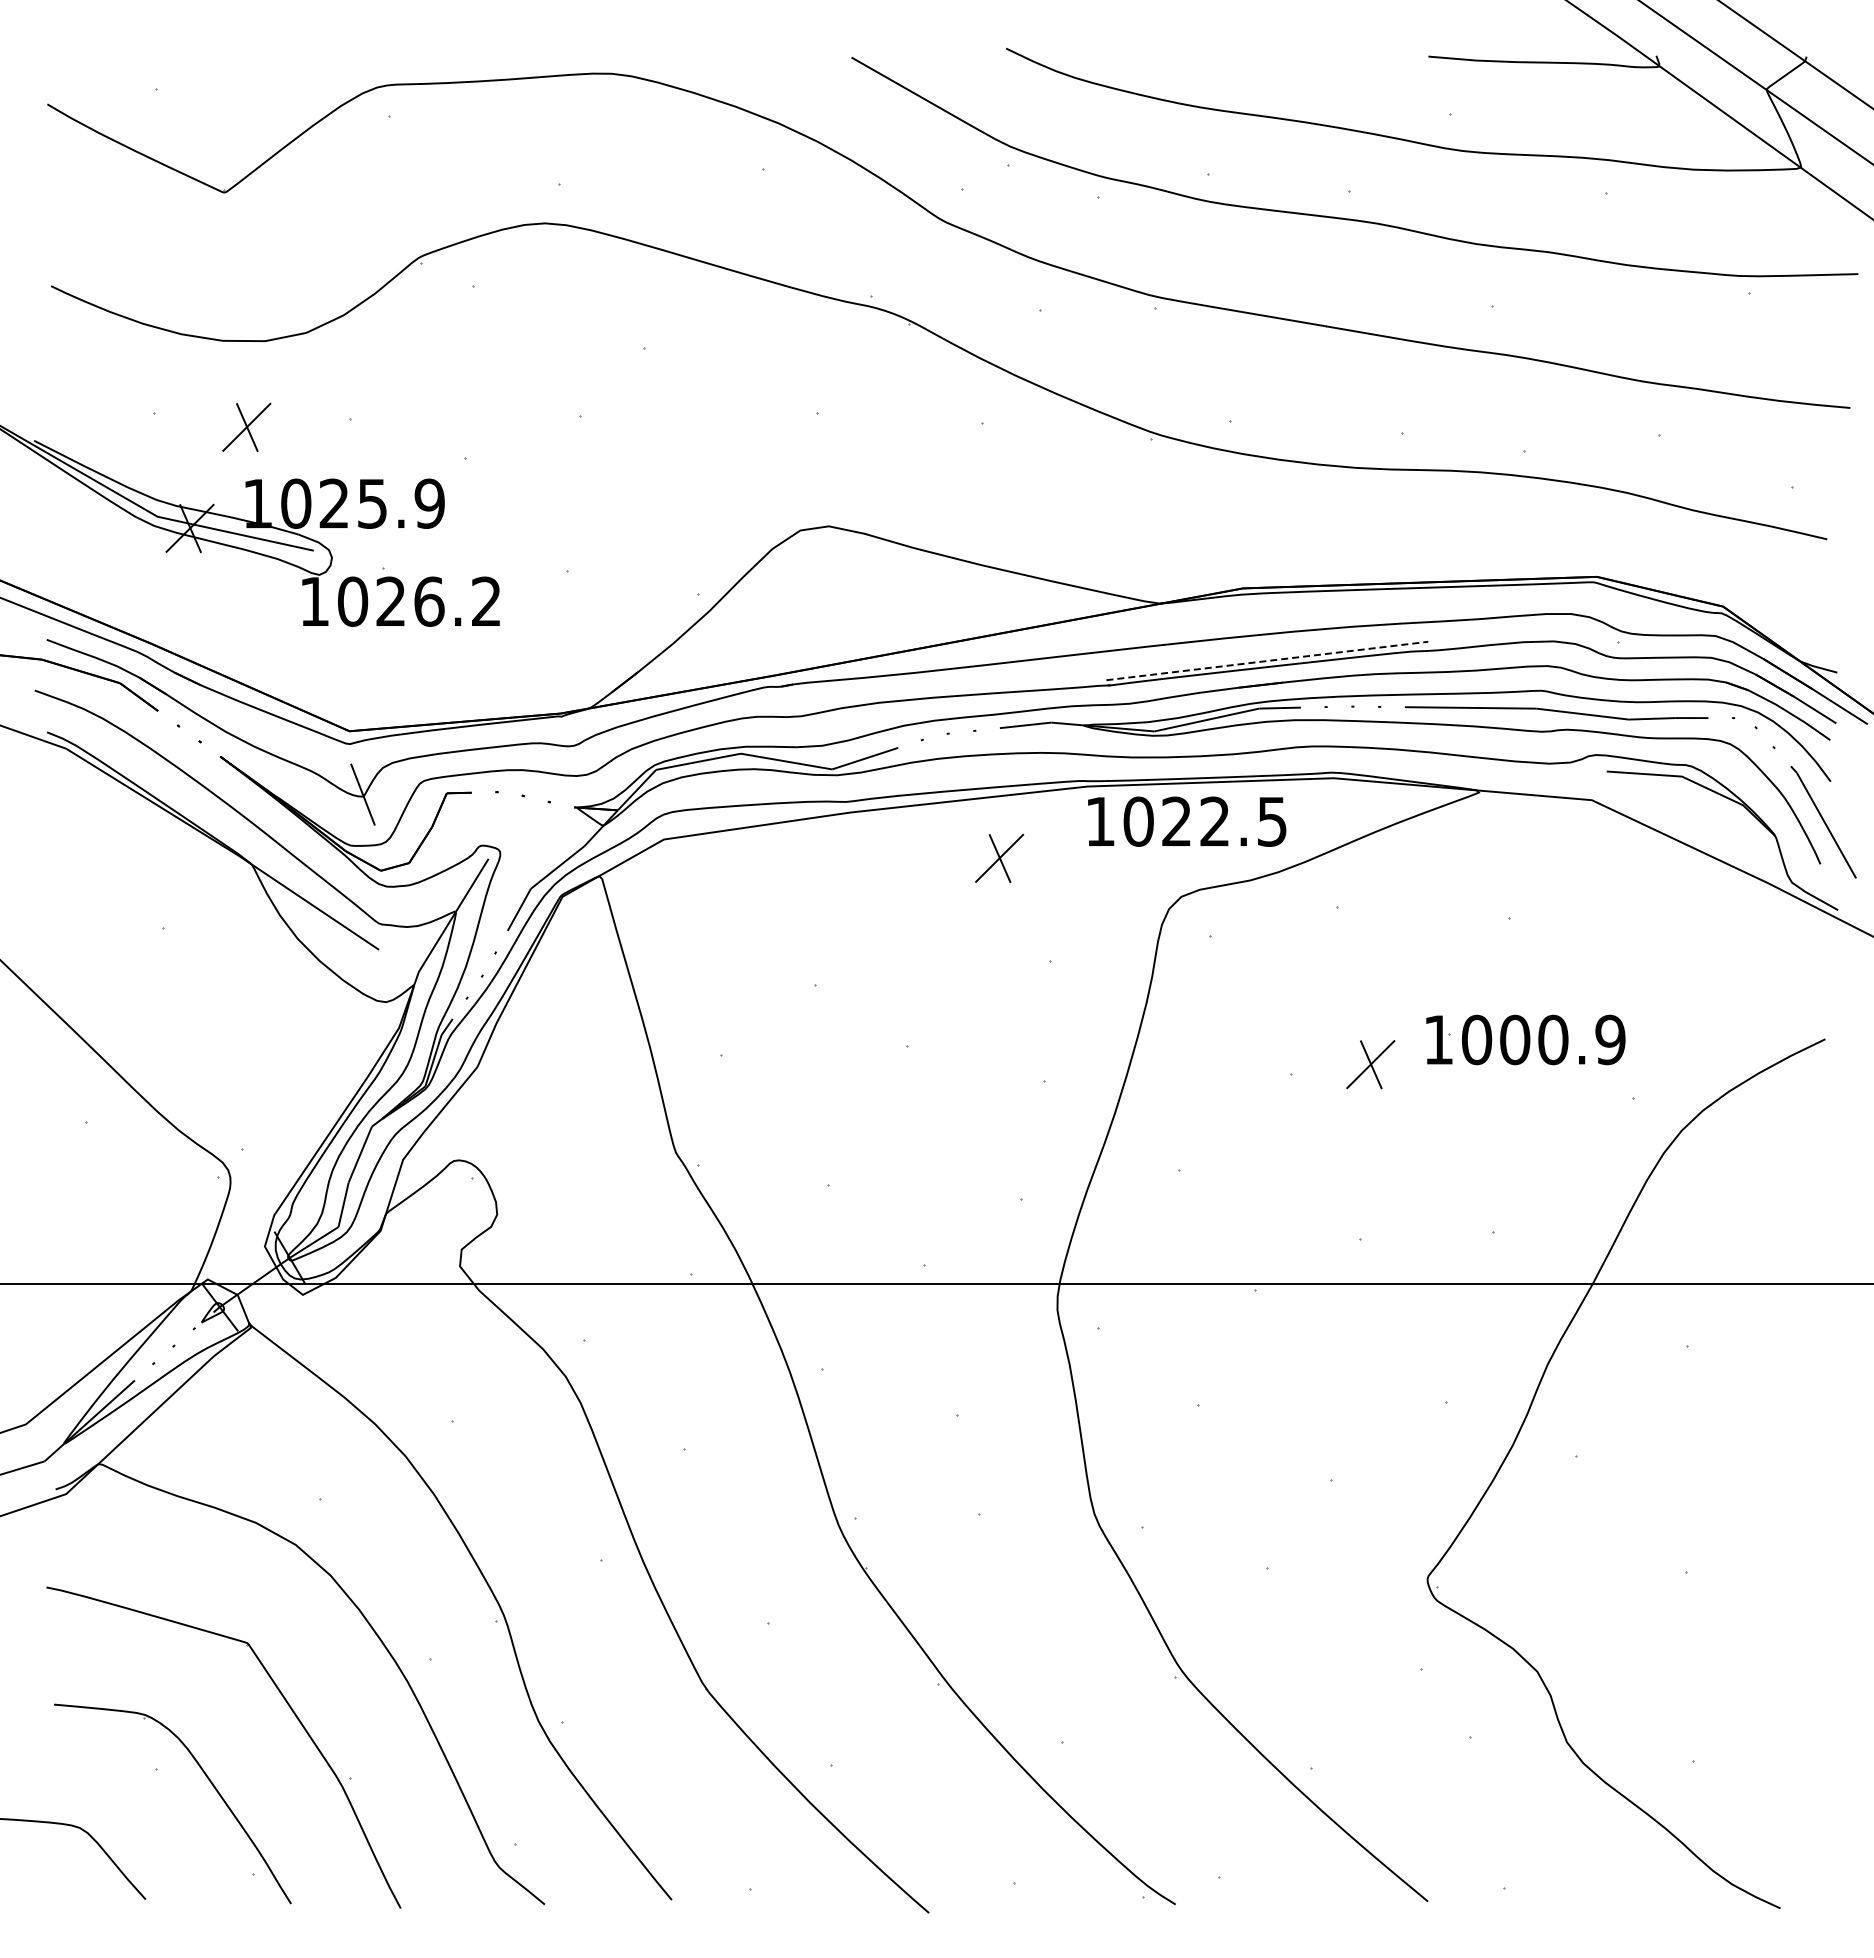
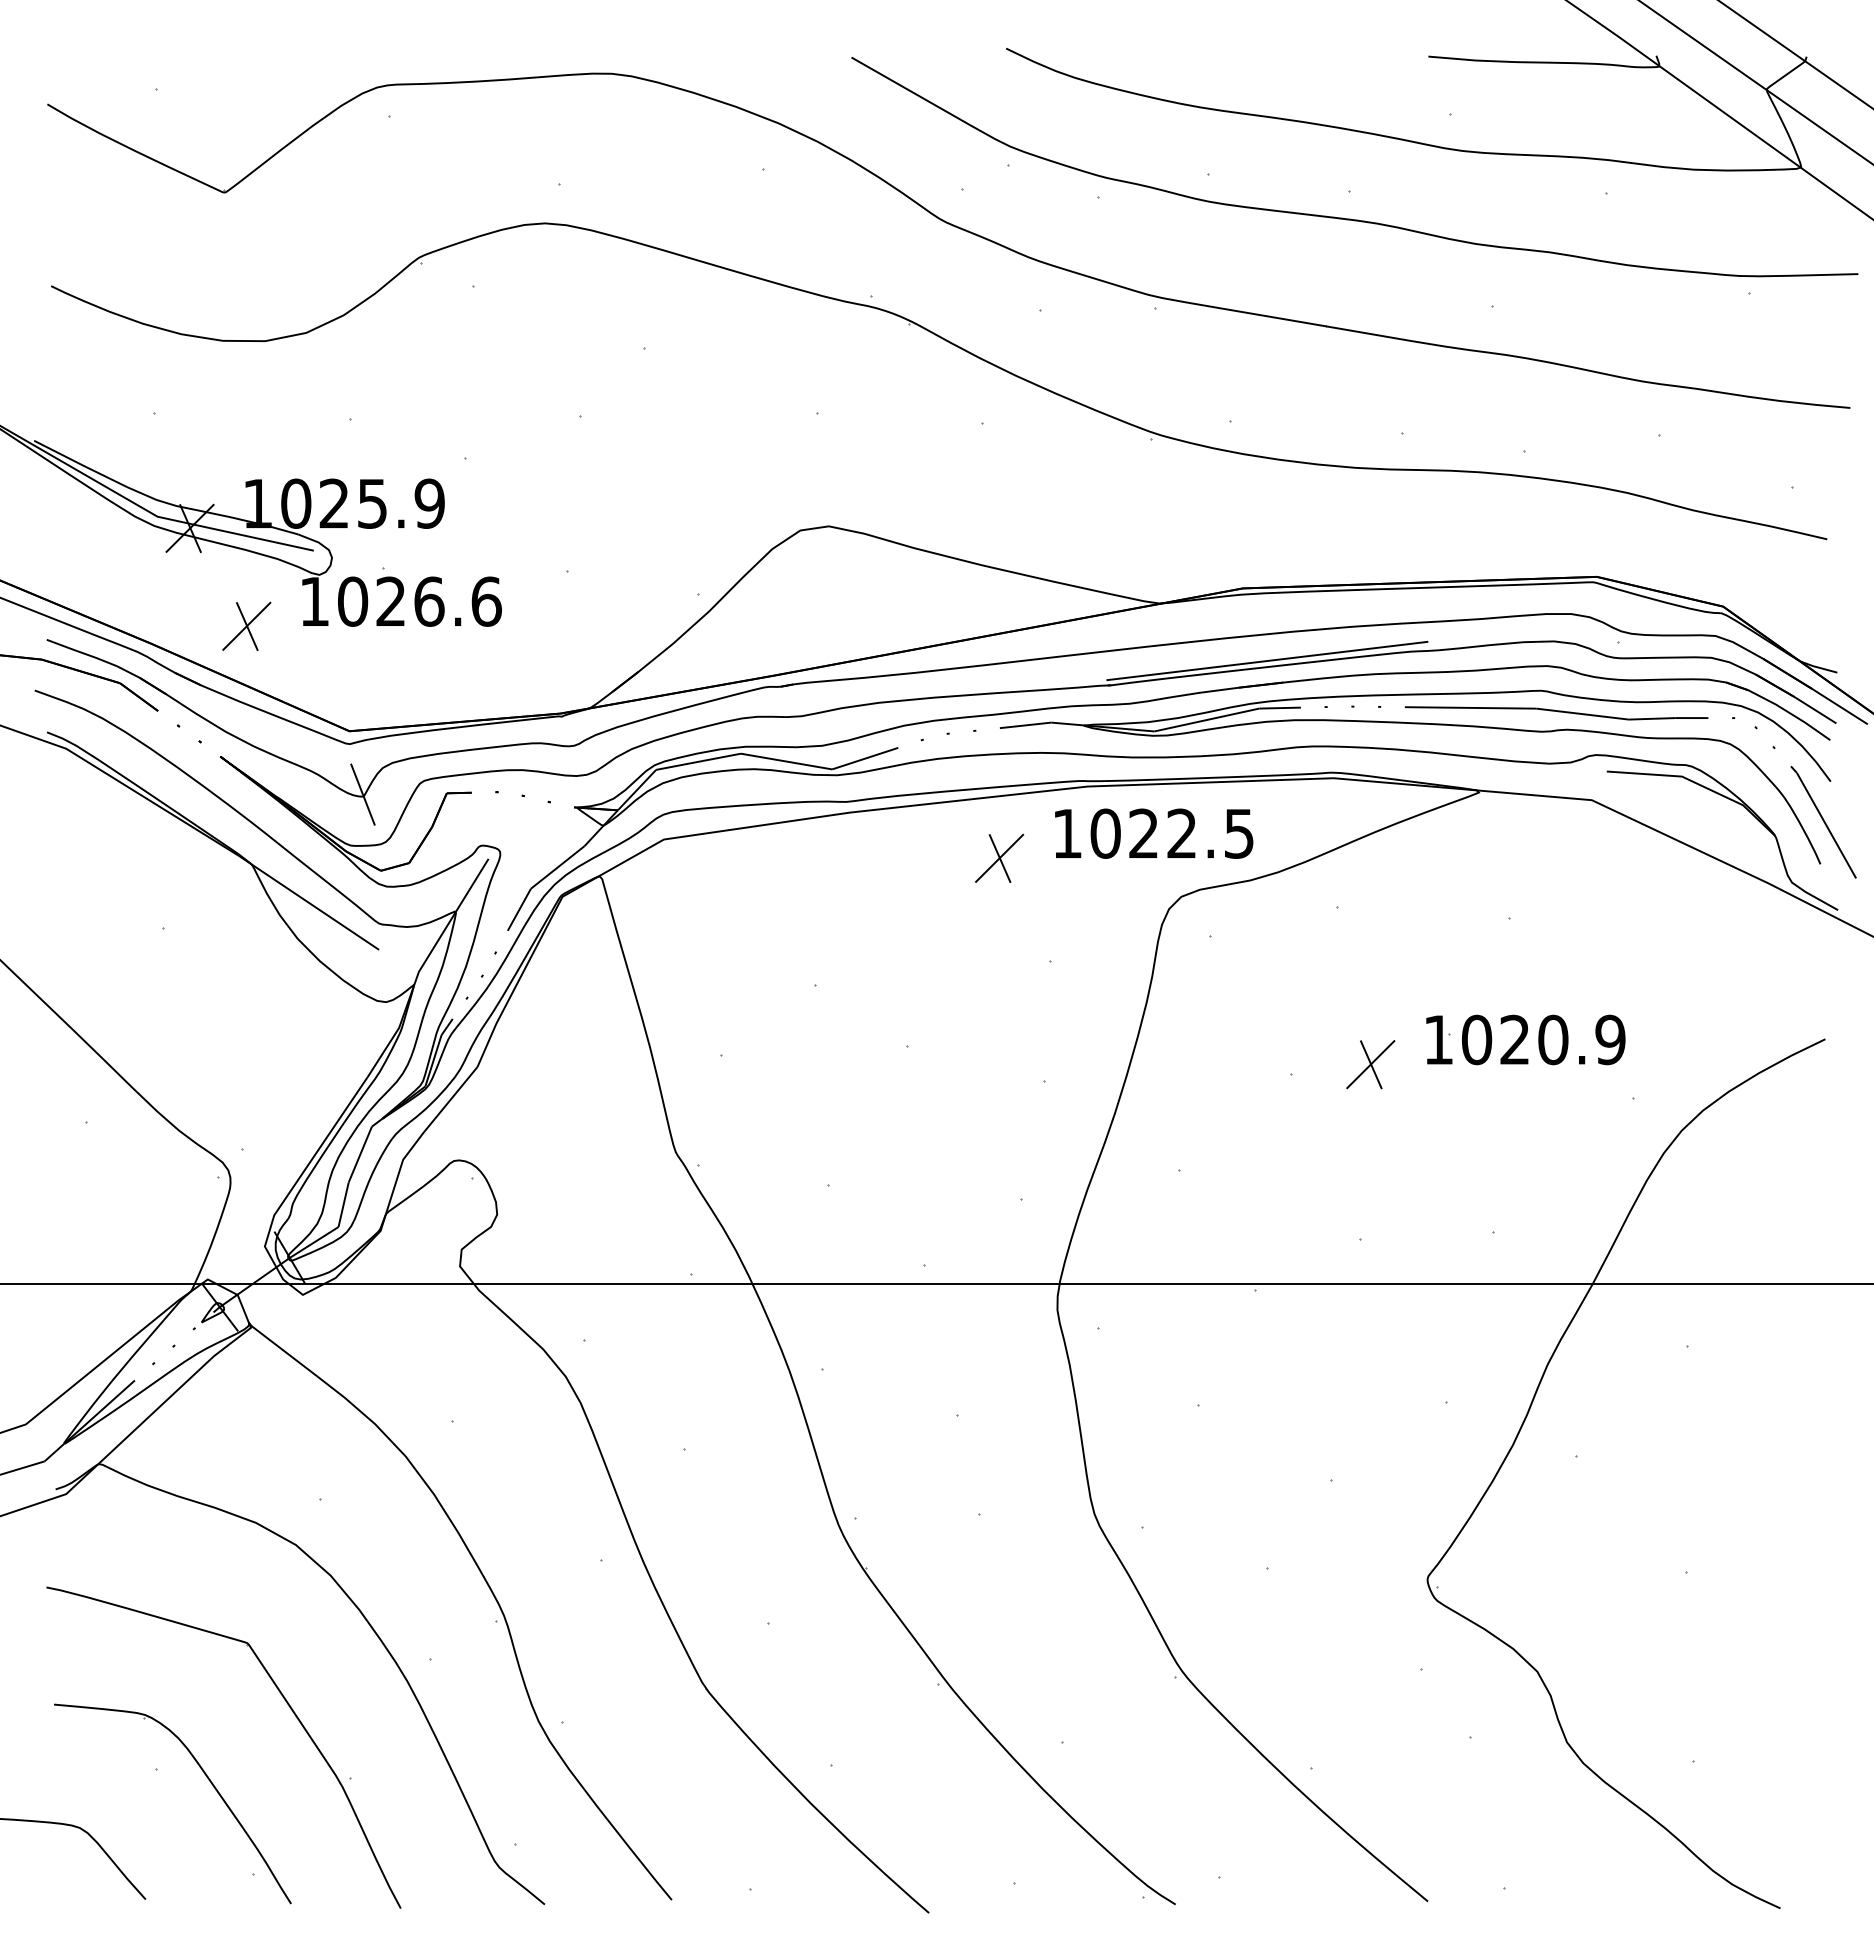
part position: (246, 426) -> (246, 625) (246, 625)
text: 1026.2 -> 1026.6 (486, 601)
line: dashed -> solid (1267, 660)
text position: (1187, 821) -> (1154, 833) (1154, 833)
text: 1000.9 -> 1020.9 (1515, 1039)
